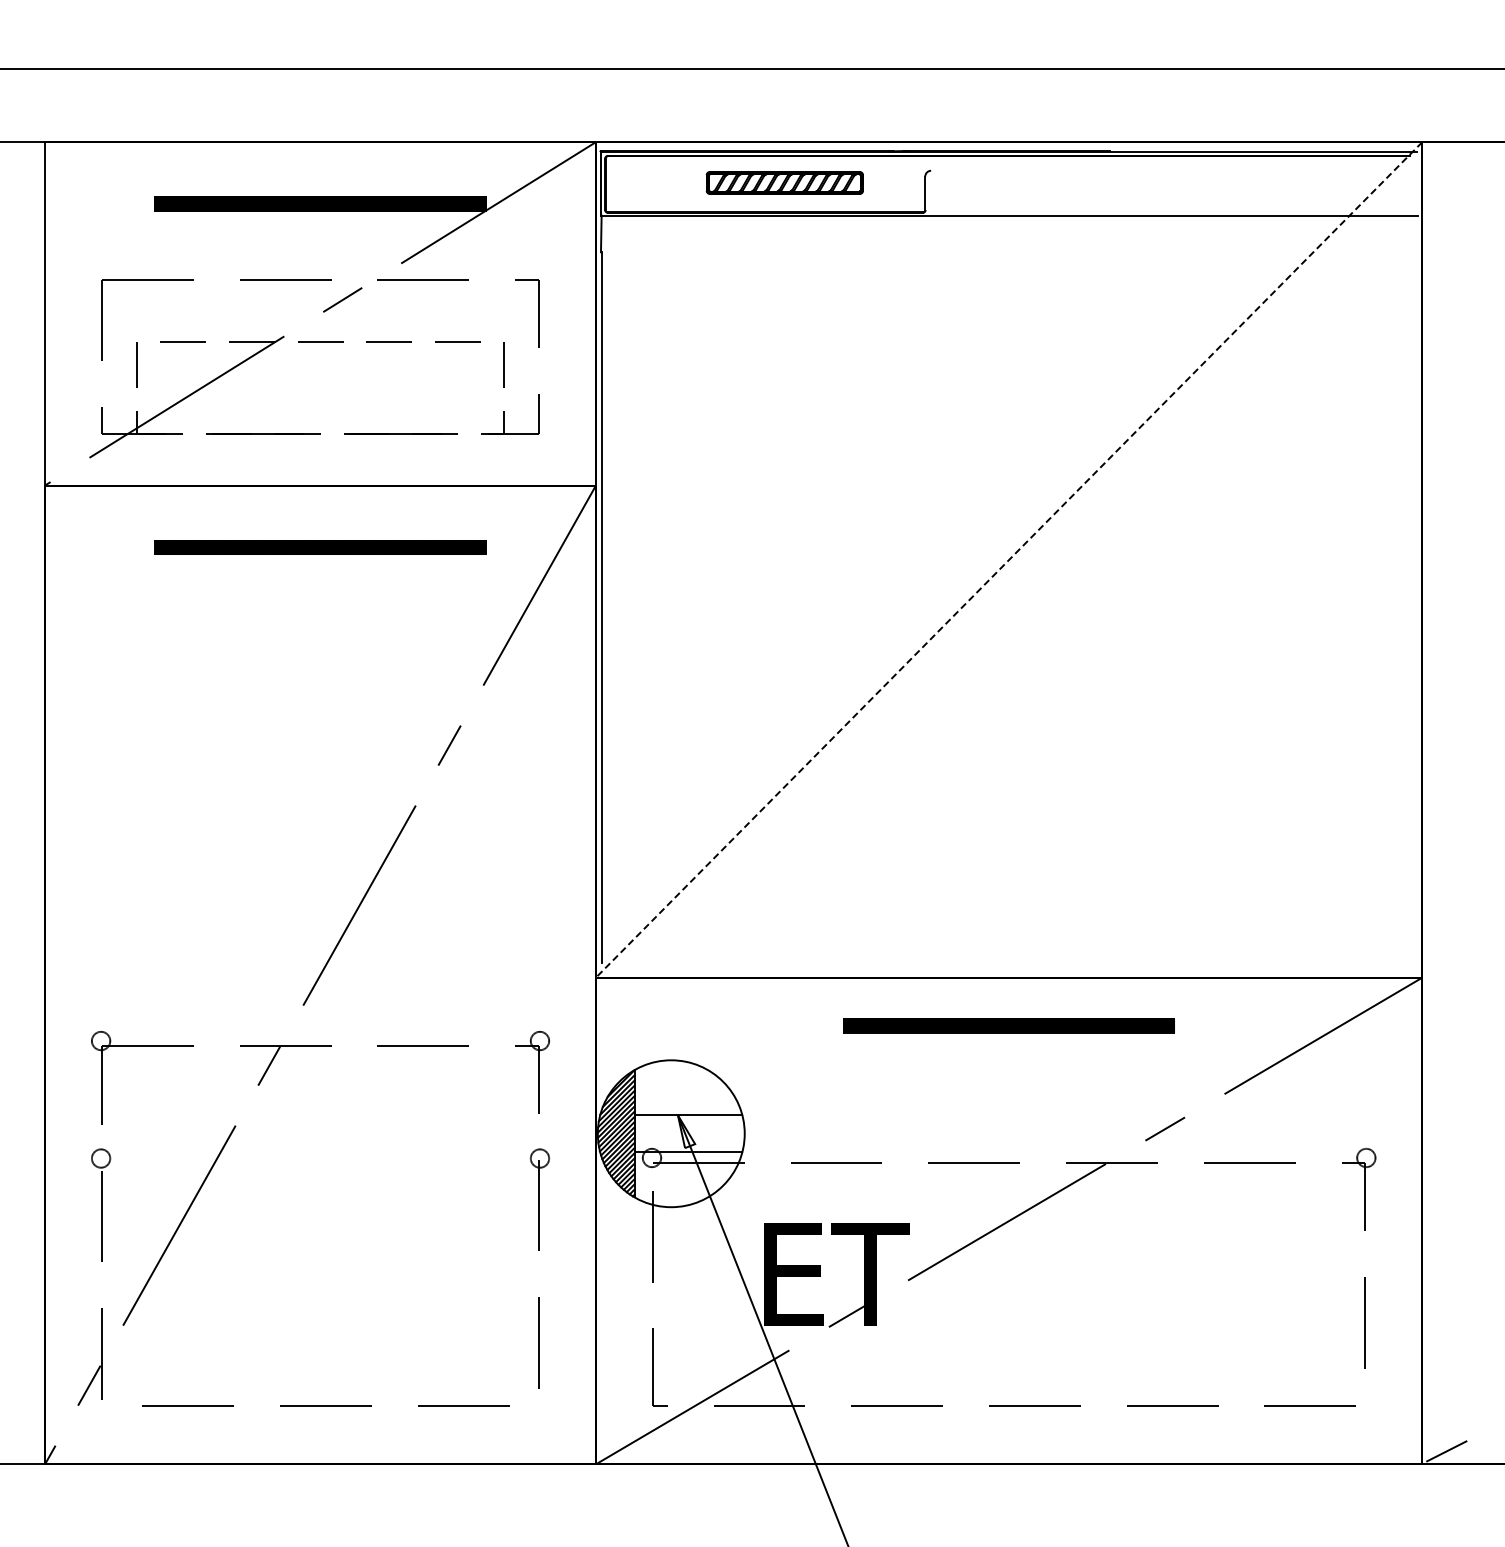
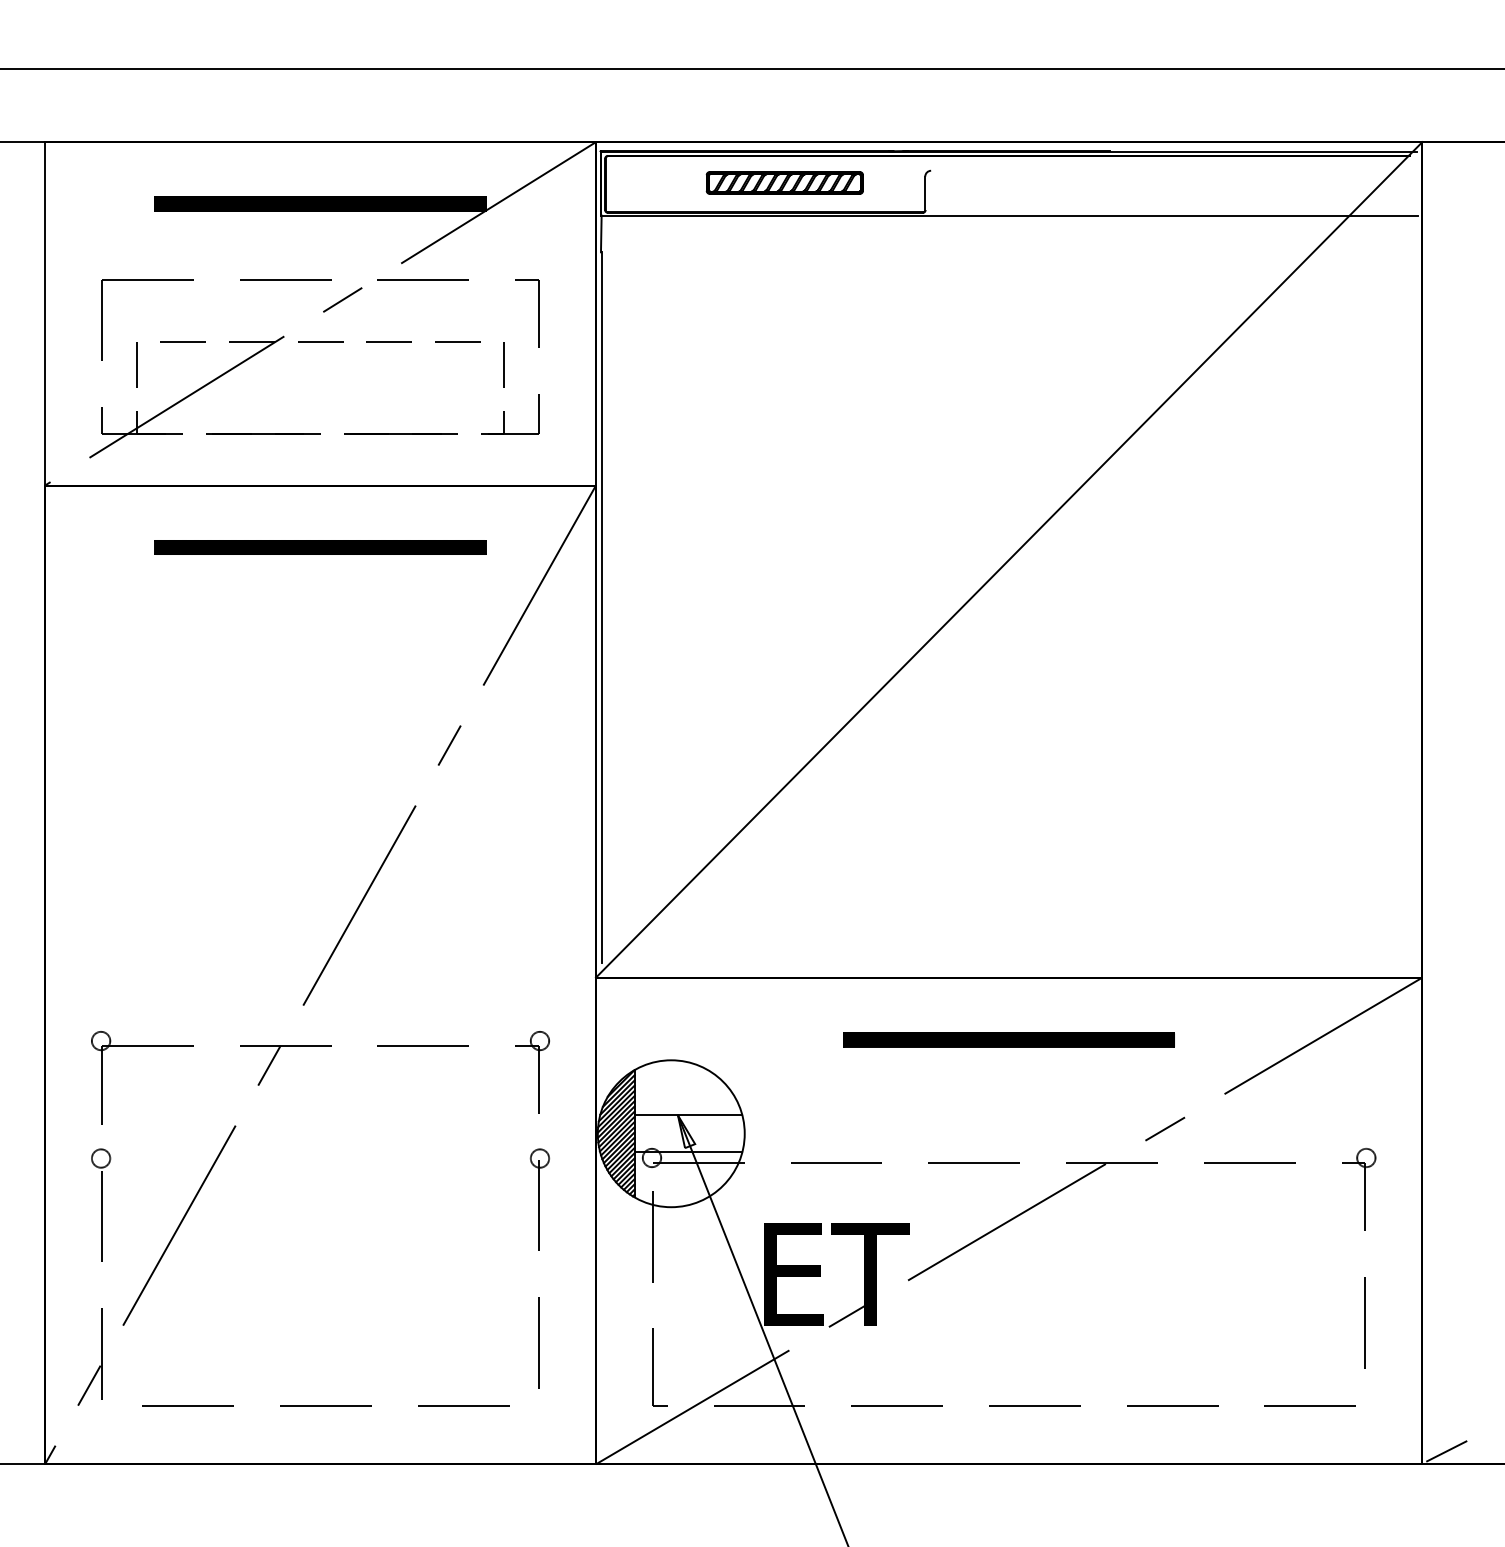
line: dashed -> solid (1009, 559)
part position: (1008, 1025) -> (1008, 1039) (1008, 1039)
